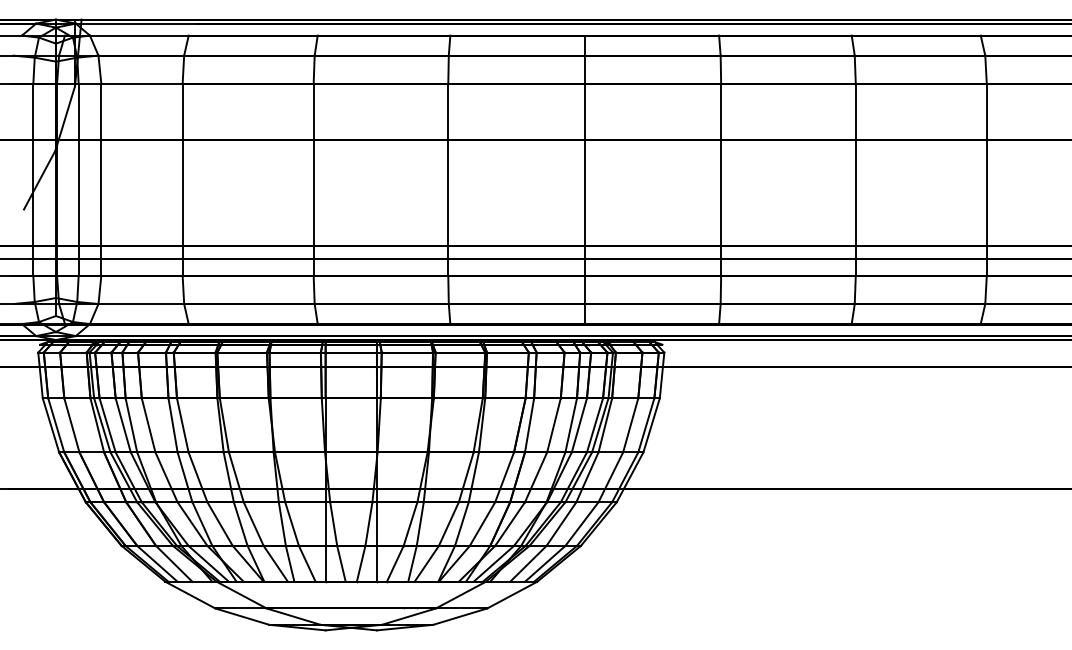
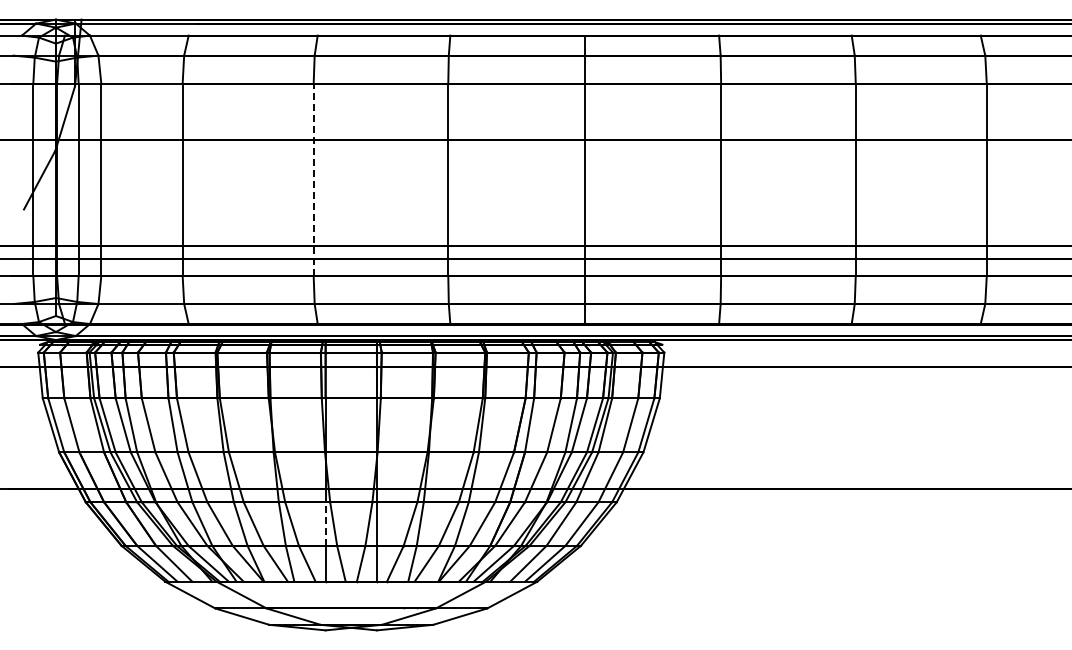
line: solid -> dashed (313, 179)
line: solid -> dashed (325, 524)
